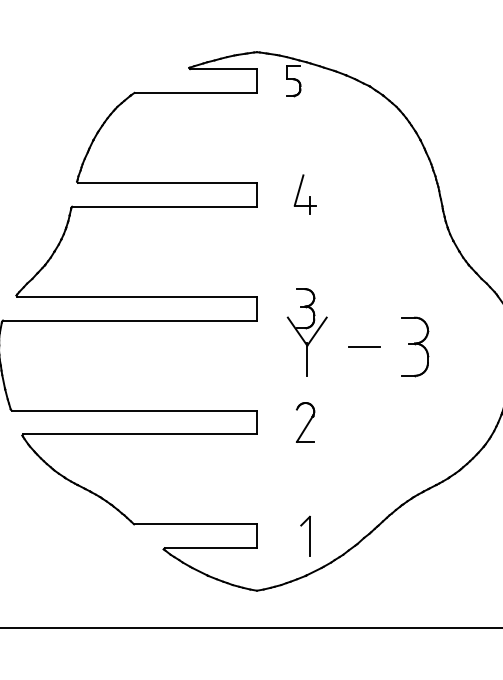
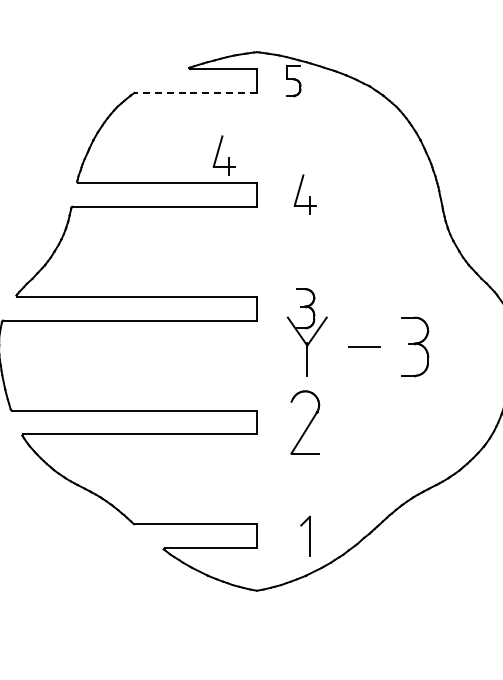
line: solid -> dashed (195, 92)
part: none -> present (223, 155)
part size: 20x41 px -> 31x65 px (305, 422)
line: present -> none (250, 627)
